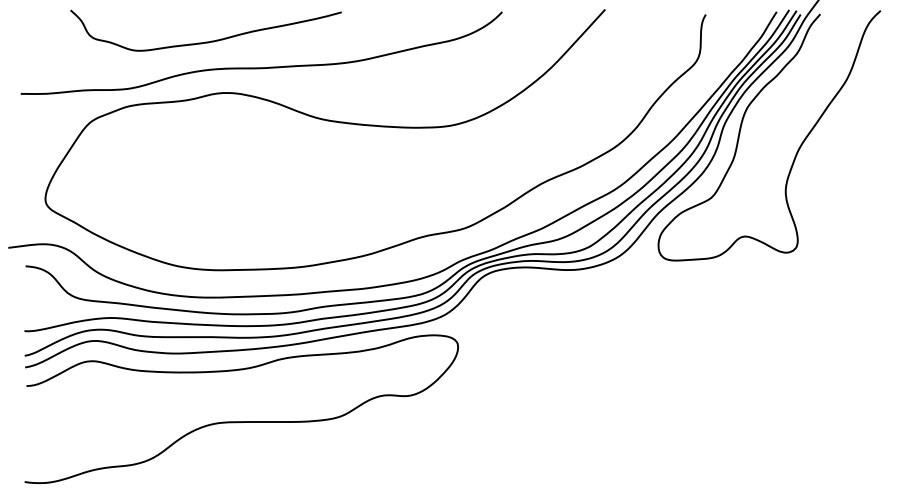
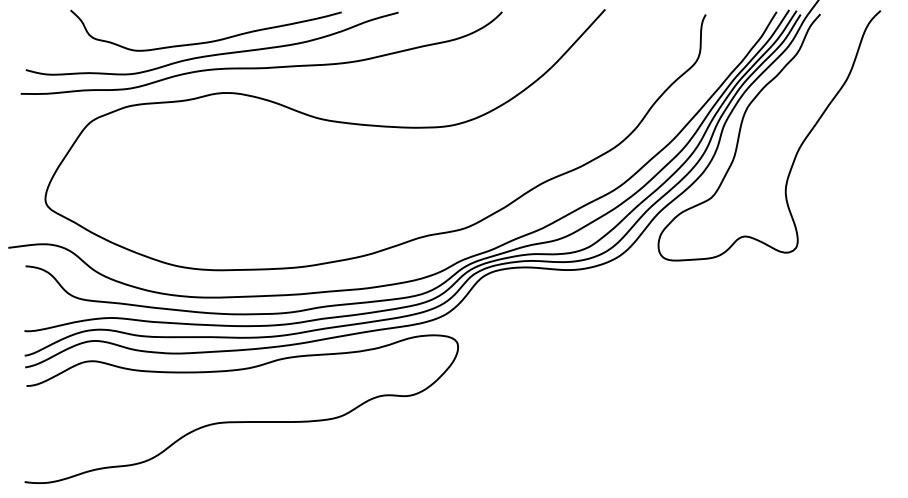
curve: none -> present (211, 54)
